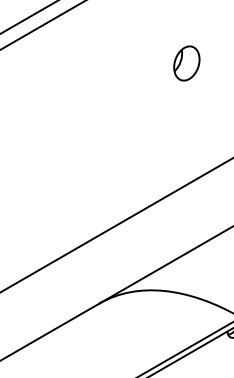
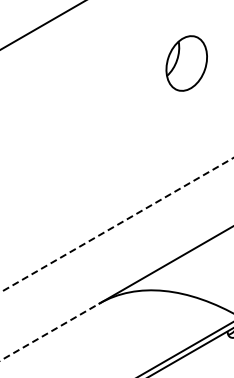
line: present -> none (28, 17)
part size: 28x37 px -> 43x57 px (186, 63)
line: solid -> dashed (116, 225)
line: solid -> dashed (50, 332)
